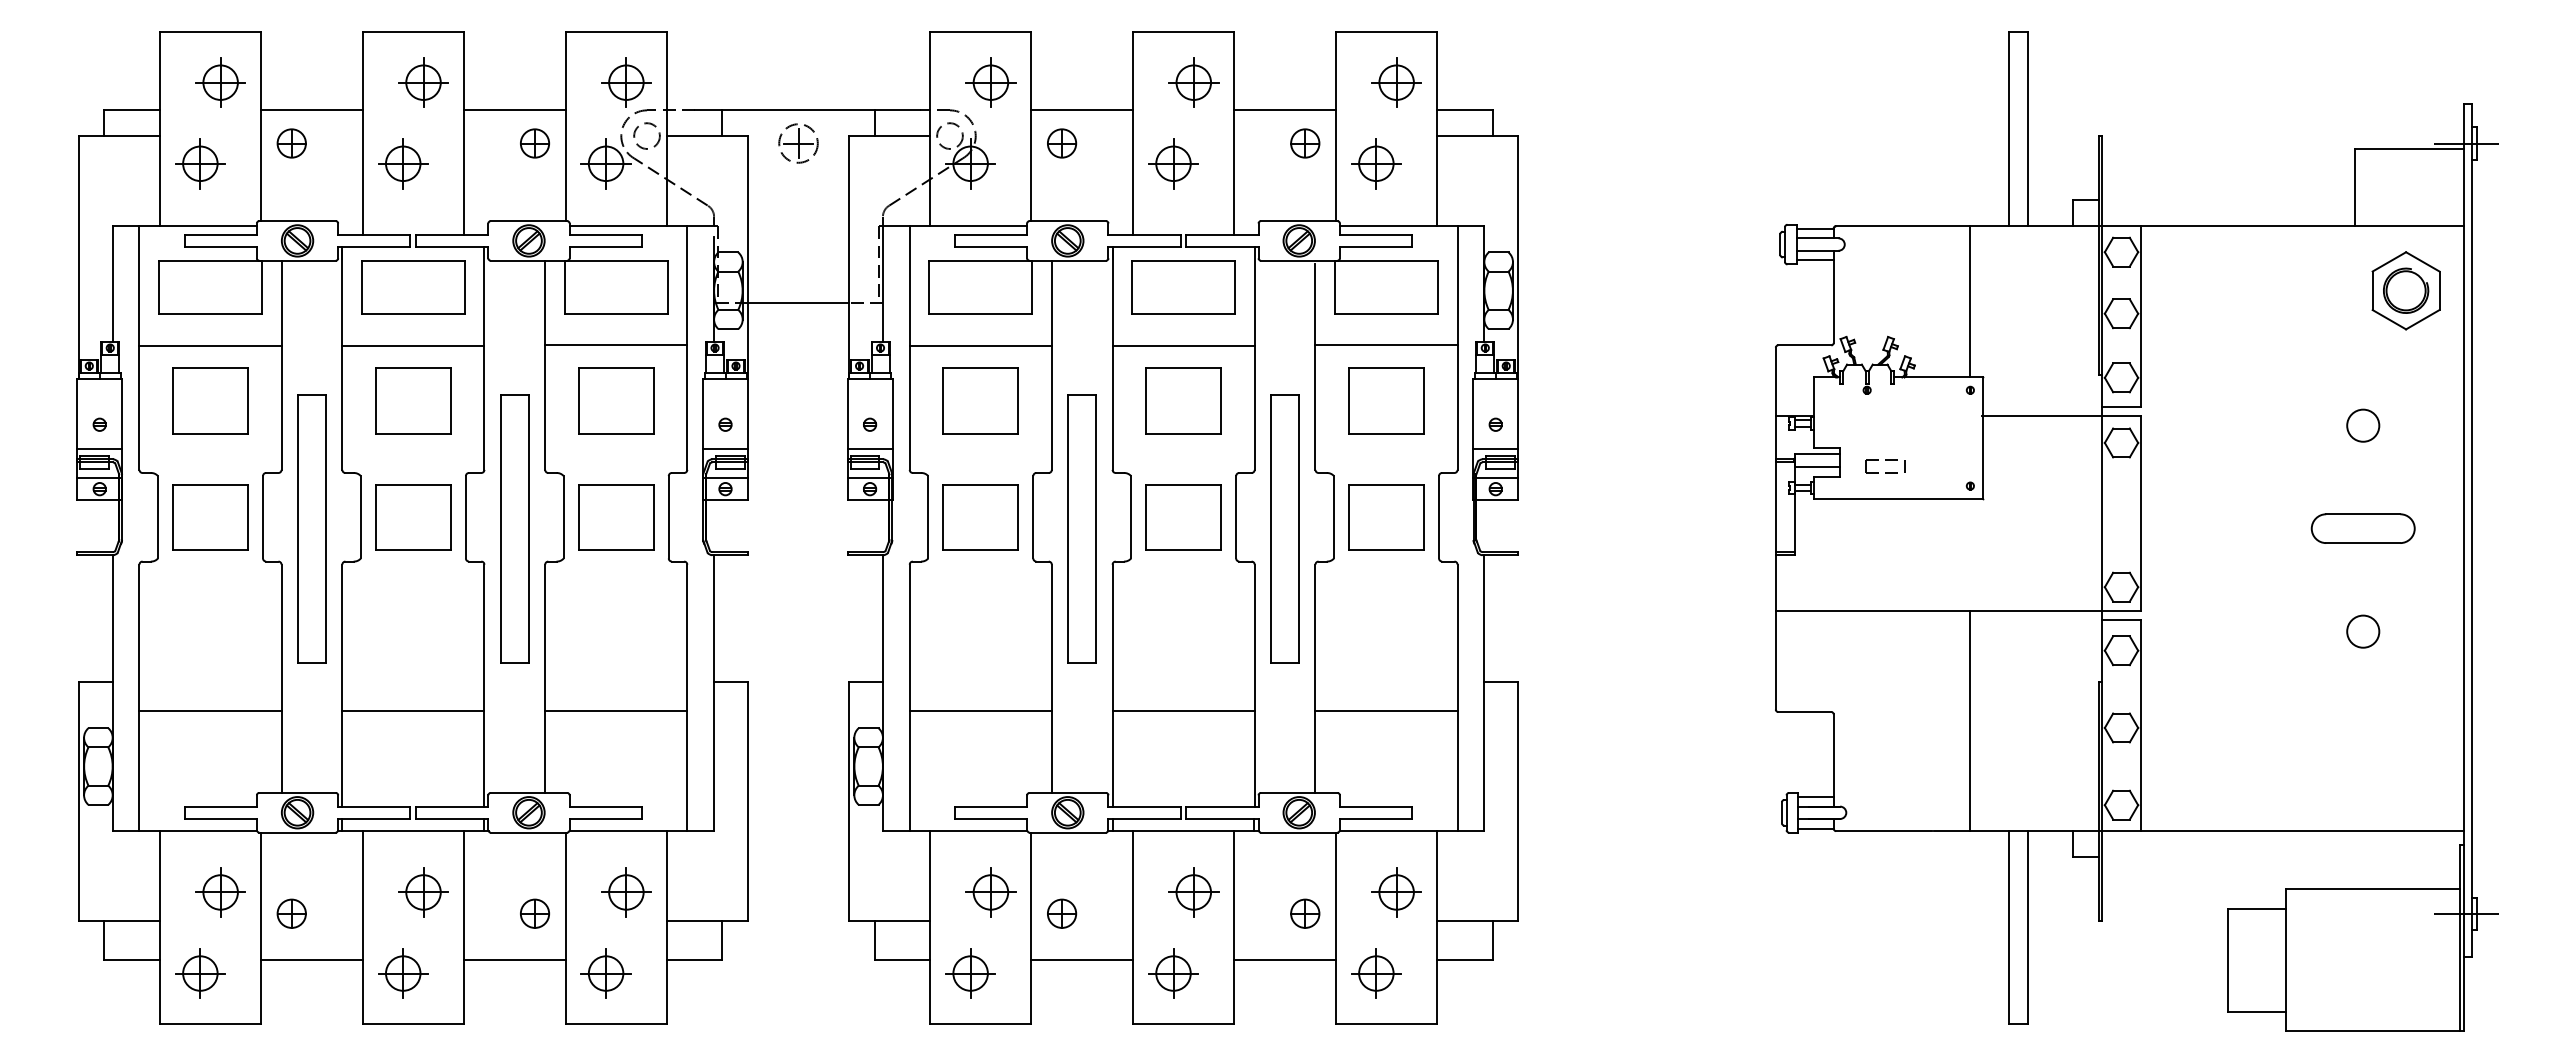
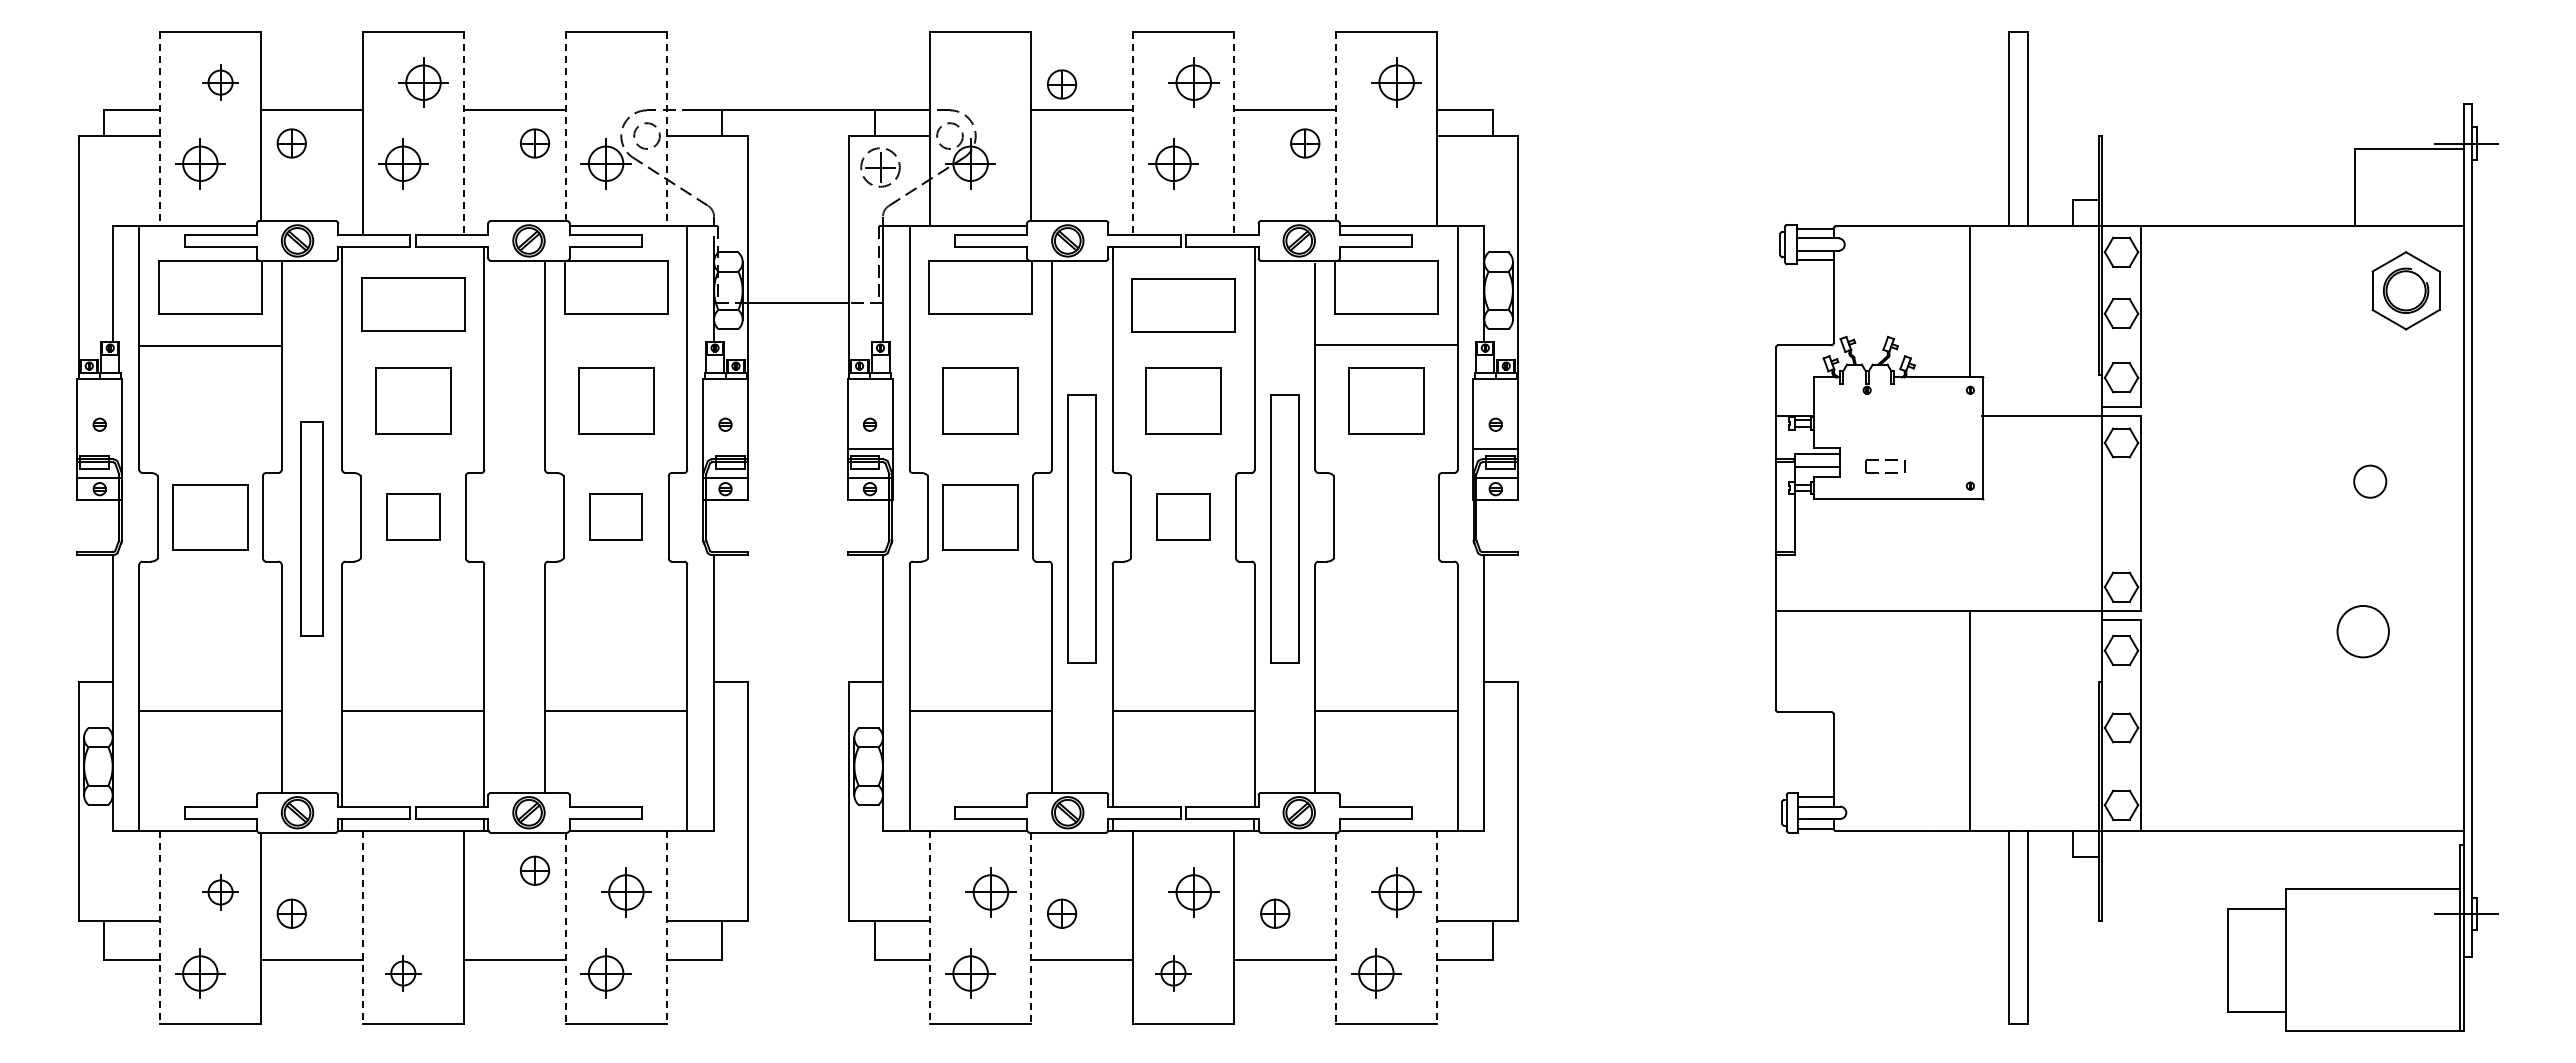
part size: 51x51 px -> 37x37 px (220, 82)
part: present -> none (626, 82)
part: present -> none (990, 82)
line: solid -> dashed (565, 126)
line: solid -> dashed (1335, 126)
line: solid -> dashed (159, 129)
line: solid -> dashed (666, 129)
line: solid -> dashed (464, 133)
line: solid -> dashed (1132, 133)
line: solid -> dashed (1234, 133)
part position: (798, 143) -> (880, 167) (880, 167)
part position: (1062, 143) -> (1062, 84) (1062, 84)
part: present -> none (1376, 163)
part position: (413, 287) -> (413, 304) (413, 304)
part position: (1183, 287) -> (1183, 305) (1183, 305)
line: present -> none (413, 345)
line: present -> none (616, 345)
line: present -> none (980, 345)
line: present -> none (1183, 345)
part: present -> none (210, 400)
circle position: (2363, 425) -> (2370, 481) (2370, 481)
line: present -> none (99, 449)
line: present -> none (725, 449)
part size: 77x67 px -> 55x48 px (413, 516)
part size: 77x67 px -> 54x48 px (615, 516)
part size: 77x67 px -> 55x48 px (1183, 516)
part: present -> none (1386, 517)
part size: 30x270 px -> 24x216 px (311, 528)
part: present -> none (514, 528)
part: present -> none (2362, 528)
circle diameter: 32 px -> 51 px (2362, 631)
part size: 51x51 px -> 37x37 px (220, 892)
part: present -> none (423, 892)
part position: (534, 913) -> (534, 870) (534, 870)
part position: (1305, 913) -> (1275, 913) (1275, 913)
line: solid -> dashed (159, 927)
line: solid -> dashed (362, 927)
line: solid -> dashed (666, 927)
line: solid -> dashed (930, 927)
line: solid -> dashed (1437, 927)
line: solid -> dashed (565, 928)
line: solid -> dashed (1031, 928)
line: solid -> dashed (1335, 928)
part size: 51x51 px -> 37x37 px (403, 973)
part size: 51x51 px -> 37x37 px (1173, 973)
